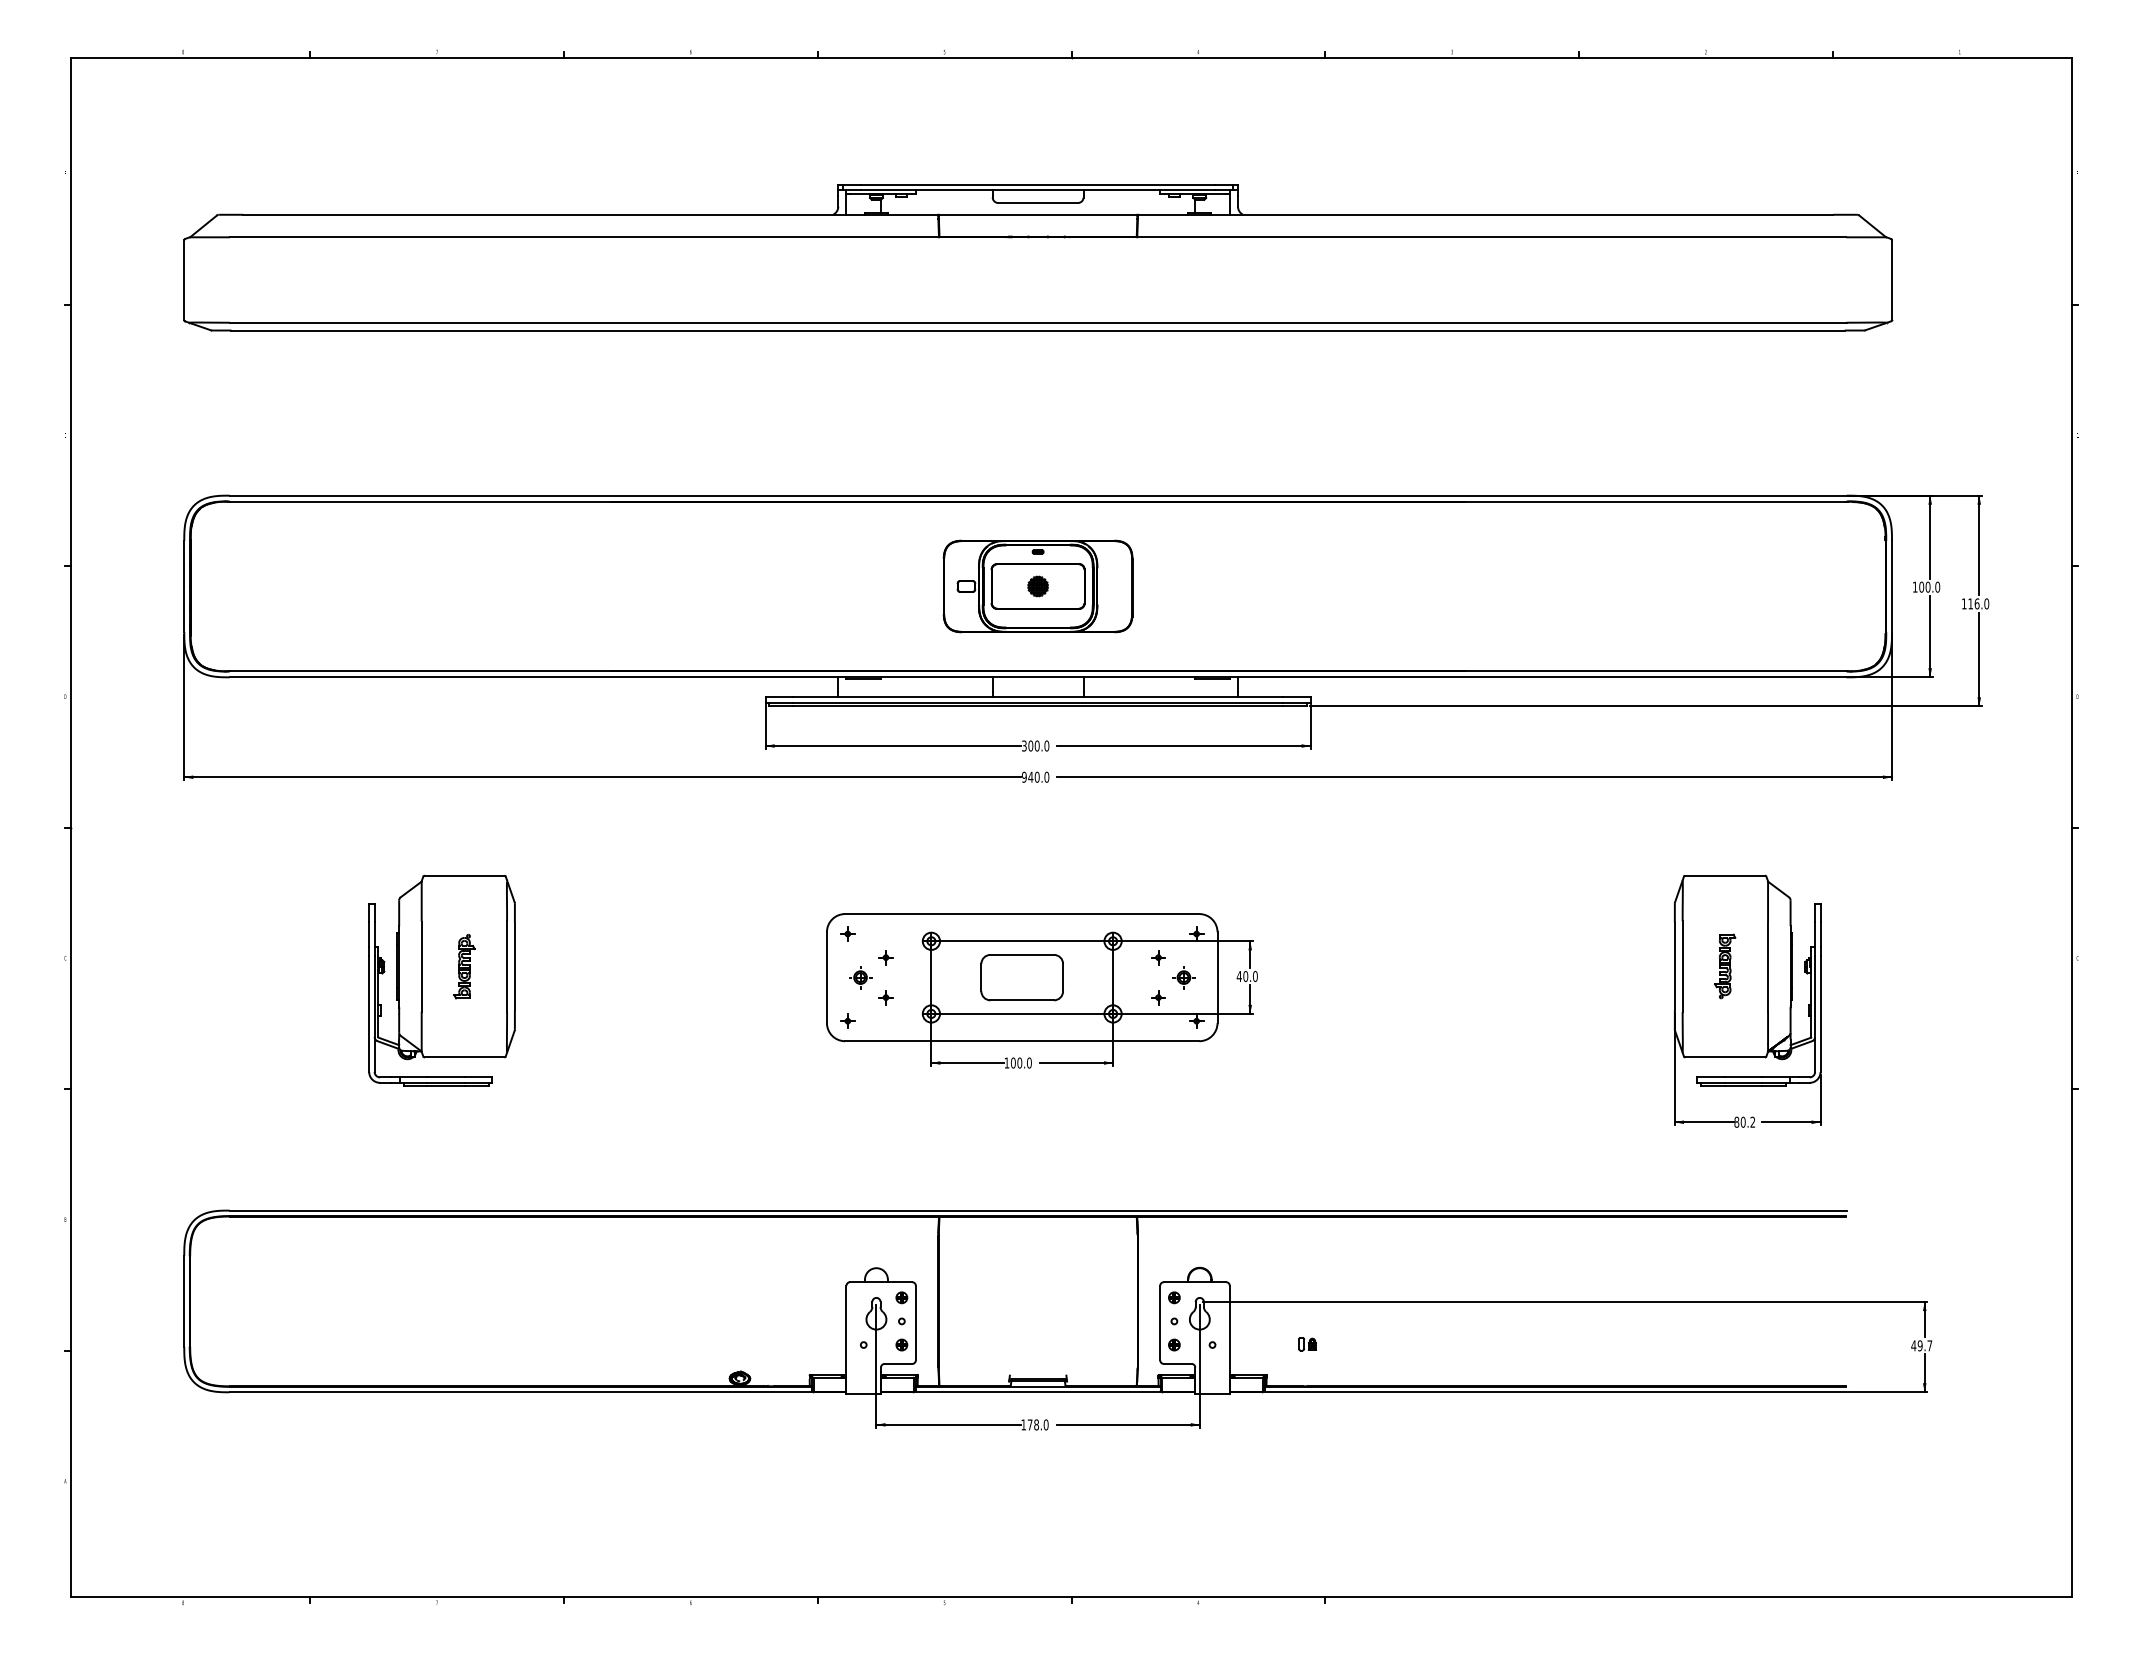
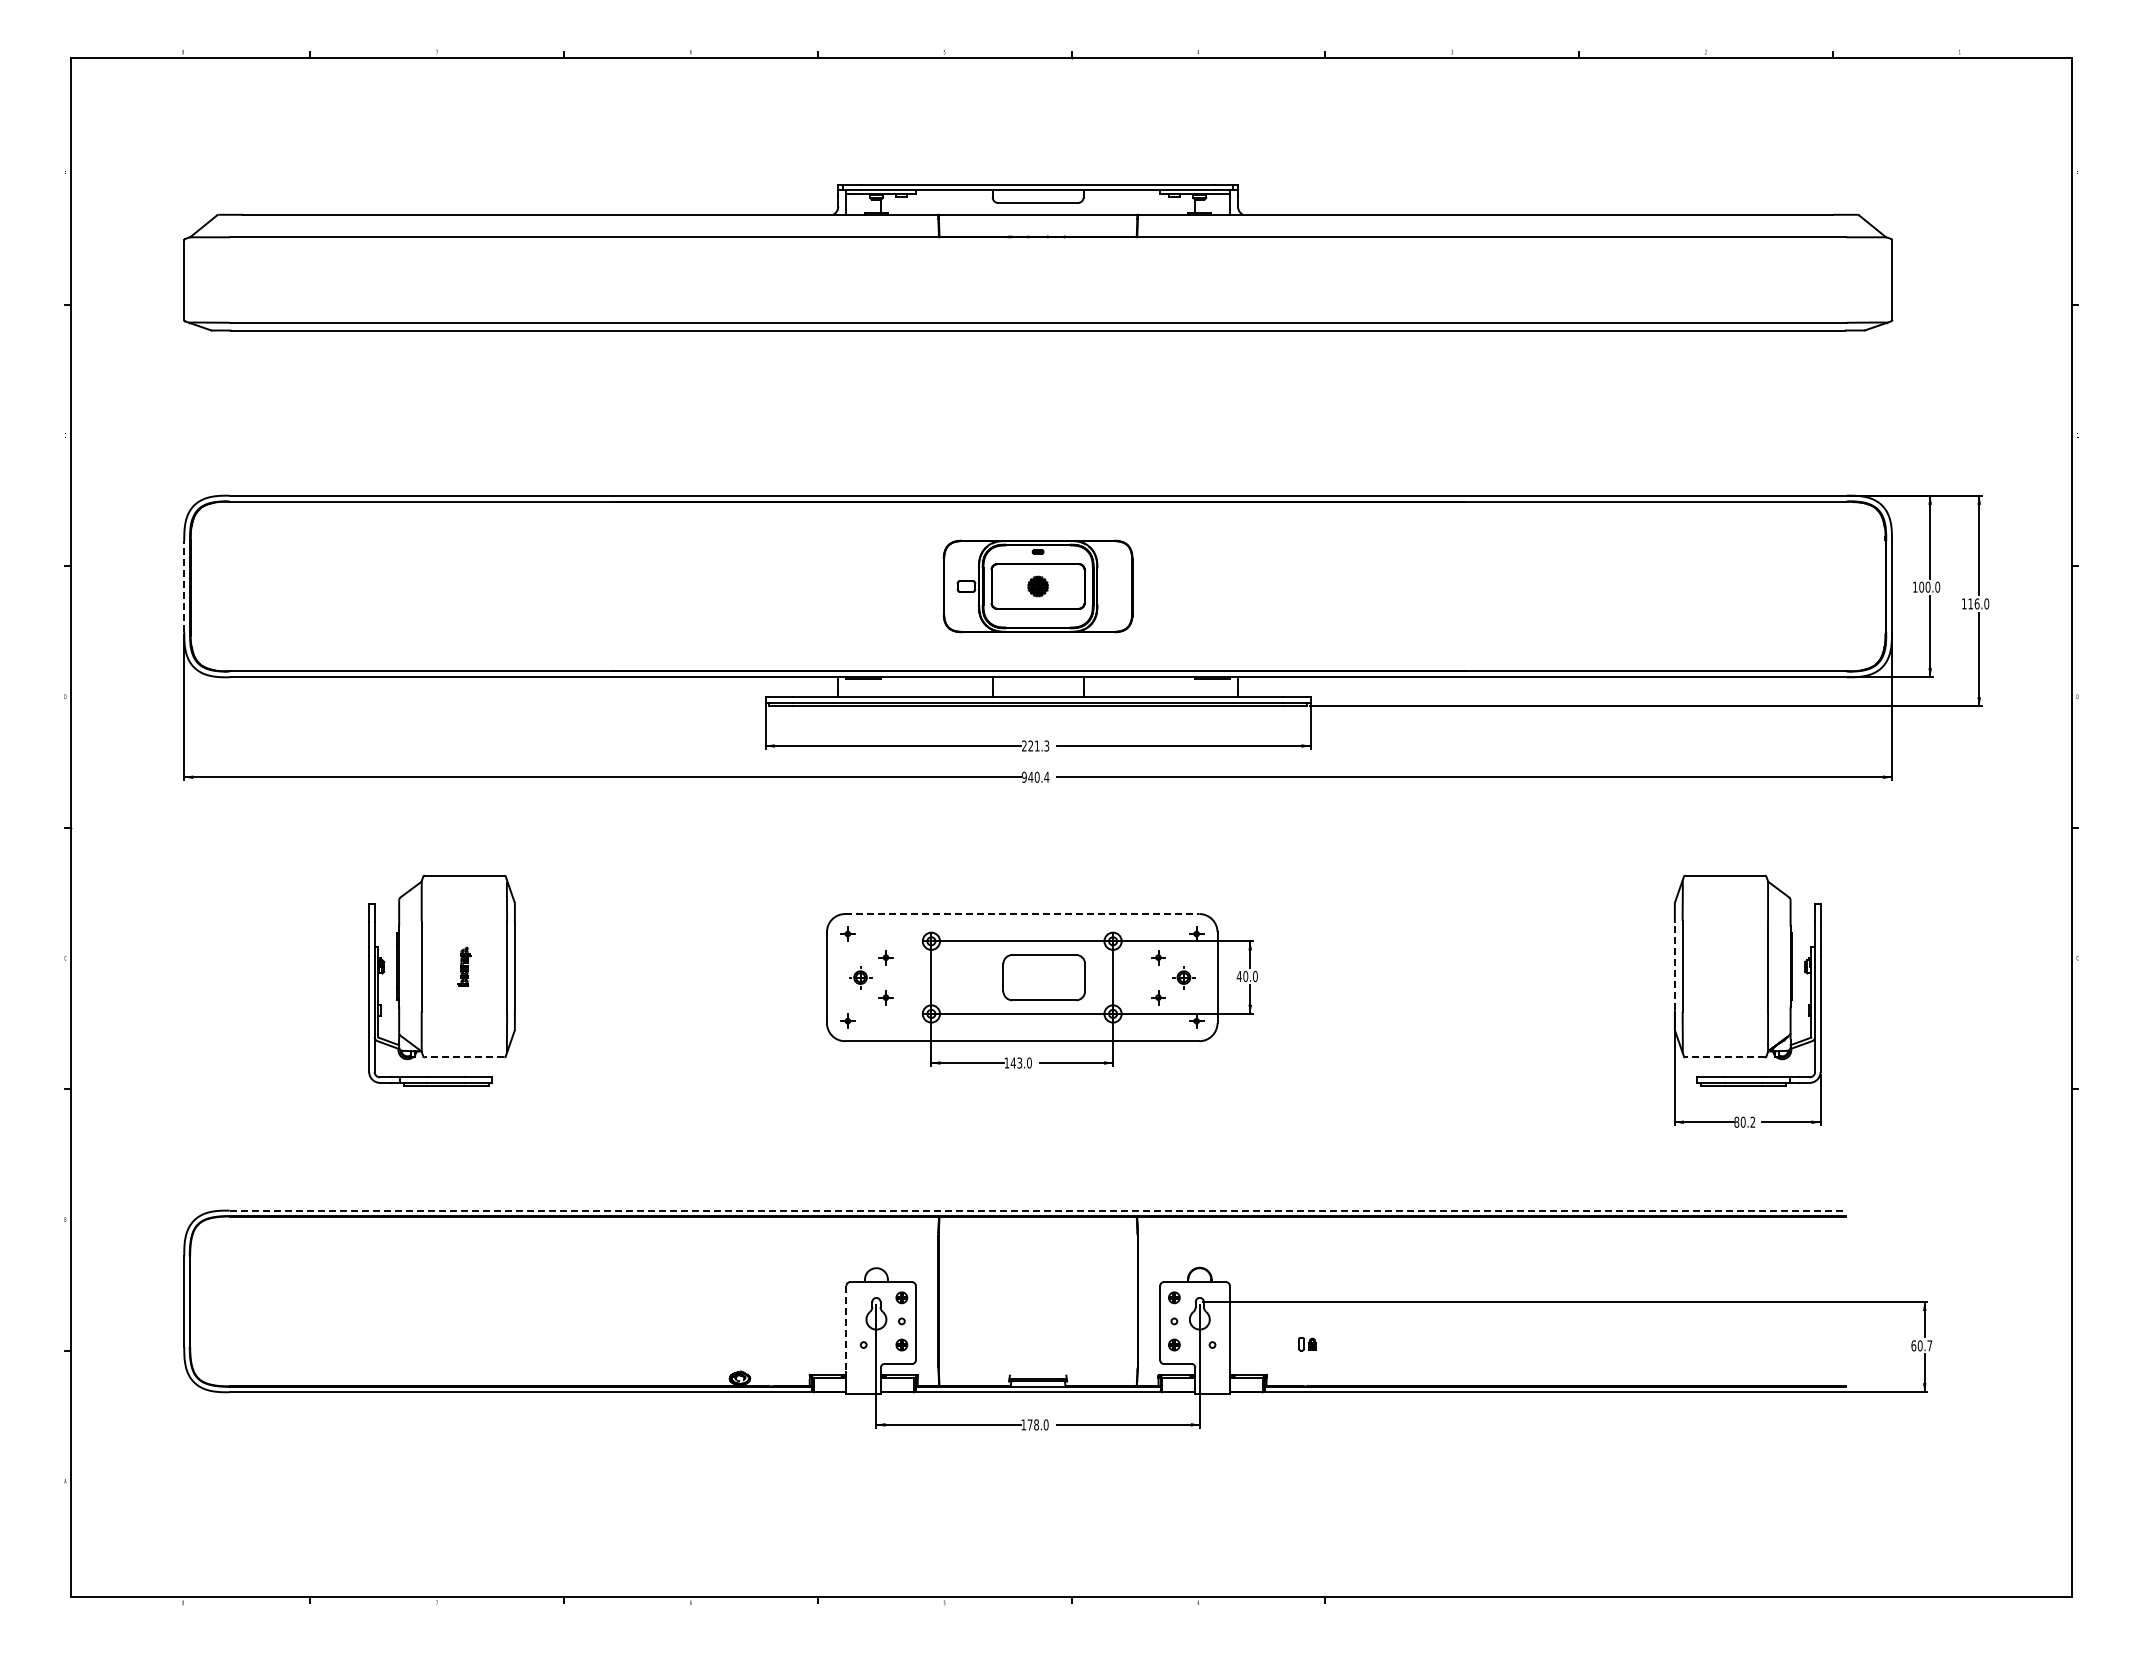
line: solid -> dashed (184, 586)
text: 300.0 -> 221.3 (1035, 745)
text: 940.0 -> 940.4 (1046, 776)
line: solid -> dashed (1022, 914)
part size: 23x66 px -> 15x41 px (464, 966)
line: solid -> dashed (1674, 966)
part: present -> none (1725, 966)
part position: (1021, 977) -> (1043, 977) (1043, 977)
line: solid -> dashed (464, 1057)
line: solid -> dashed (1725, 1057)
text: 100.0 -> 143.0 (1016, 1062)
line: solid -> dashed (1038, 1210)
line: solid -> dashed (846, 1328)
text: 49.7 -> 60.7 (1916, 1345)
